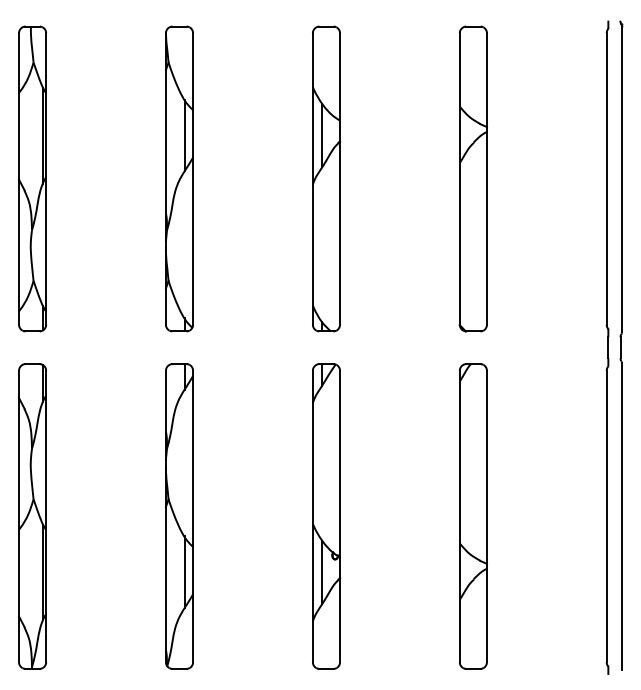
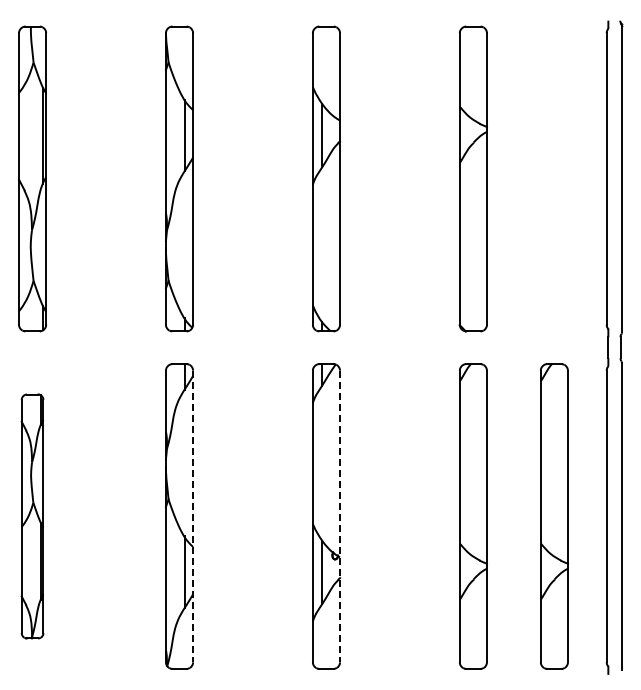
part size: 29x307 px -> 25x247 px (32, 516)
line: solid -> dashed (193, 516)
line: solid -> dashed (340, 516)
part: none -> present (554, 516)
